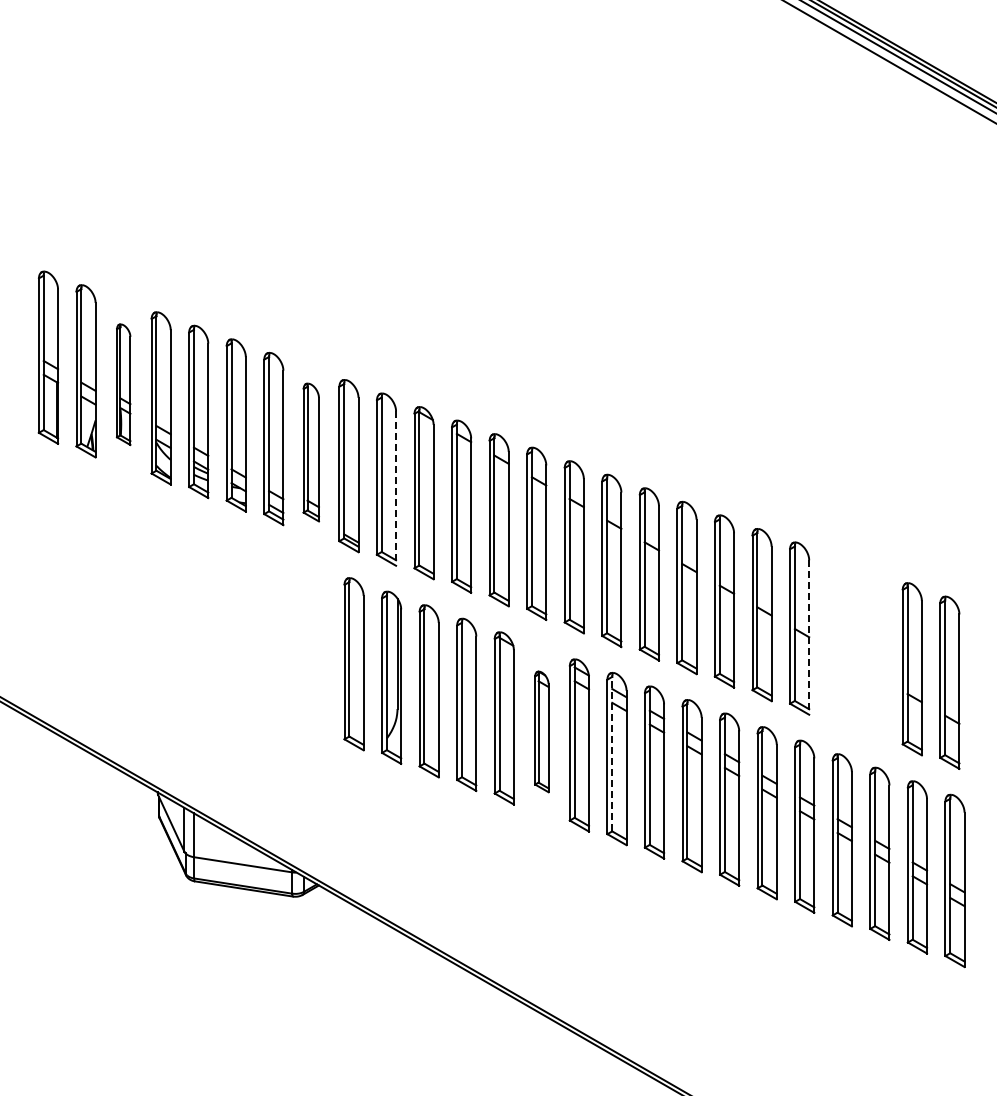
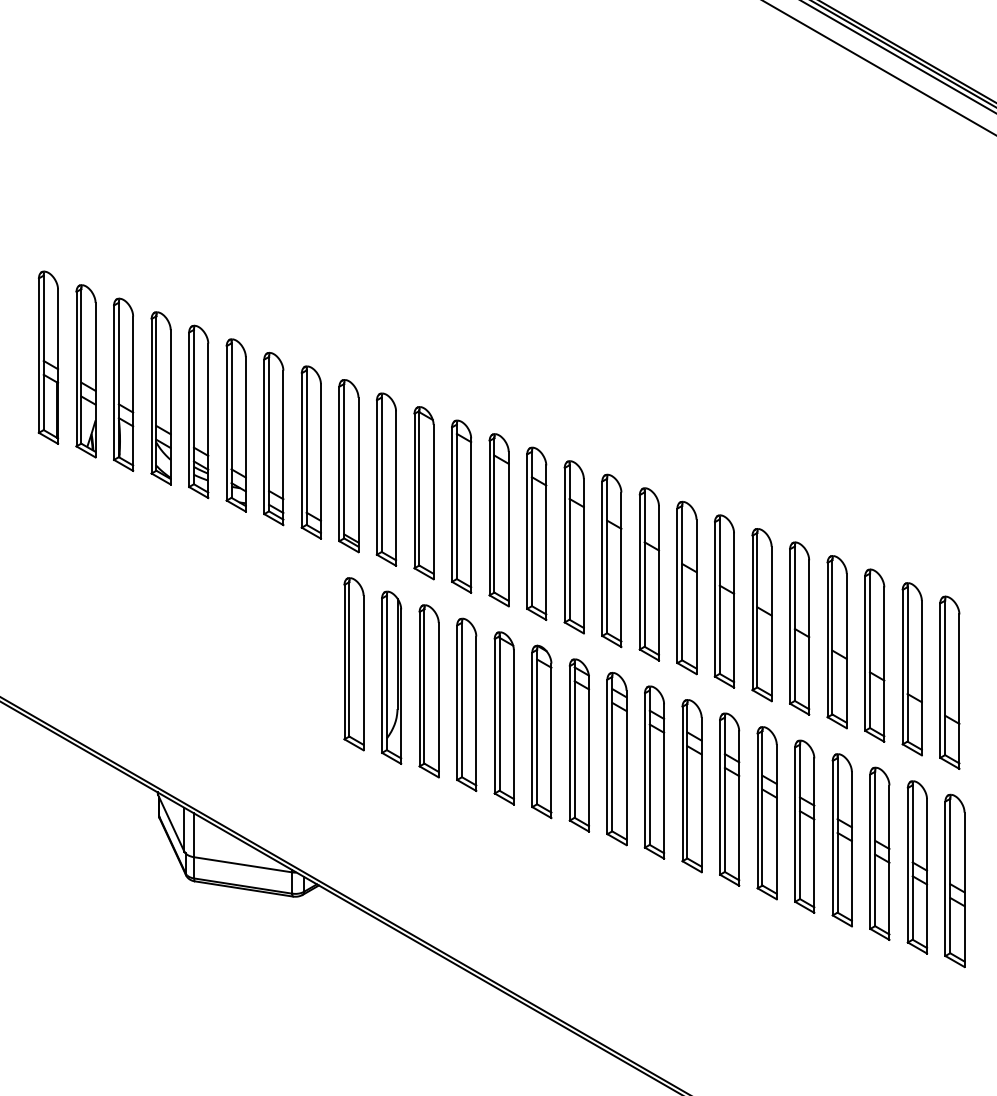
line position: (889, 61) -> (879, 67) (879, 67)
part size: 17x124 px -> 22x175 px (123, 384)
part size: 18x141 px -> 22x175 px (310, 452)
line: dashed -> solid (396, 489)
line: dashed -> solid (809, 638)
part: none -> present (836, 642)
part: none -> present (874, 655)
part size: 16x124 px -> 22x176 px (541, 731)
line: dashed -> solid (612, 753)
